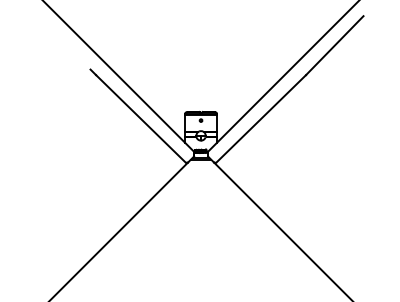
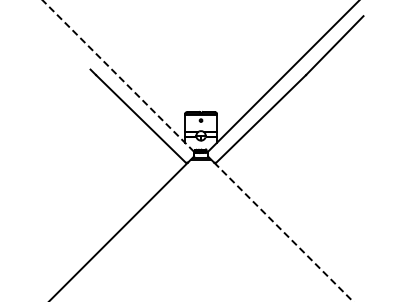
line: solid -> dashed (117, 75)
line: solid -> dashed (283, 232)
